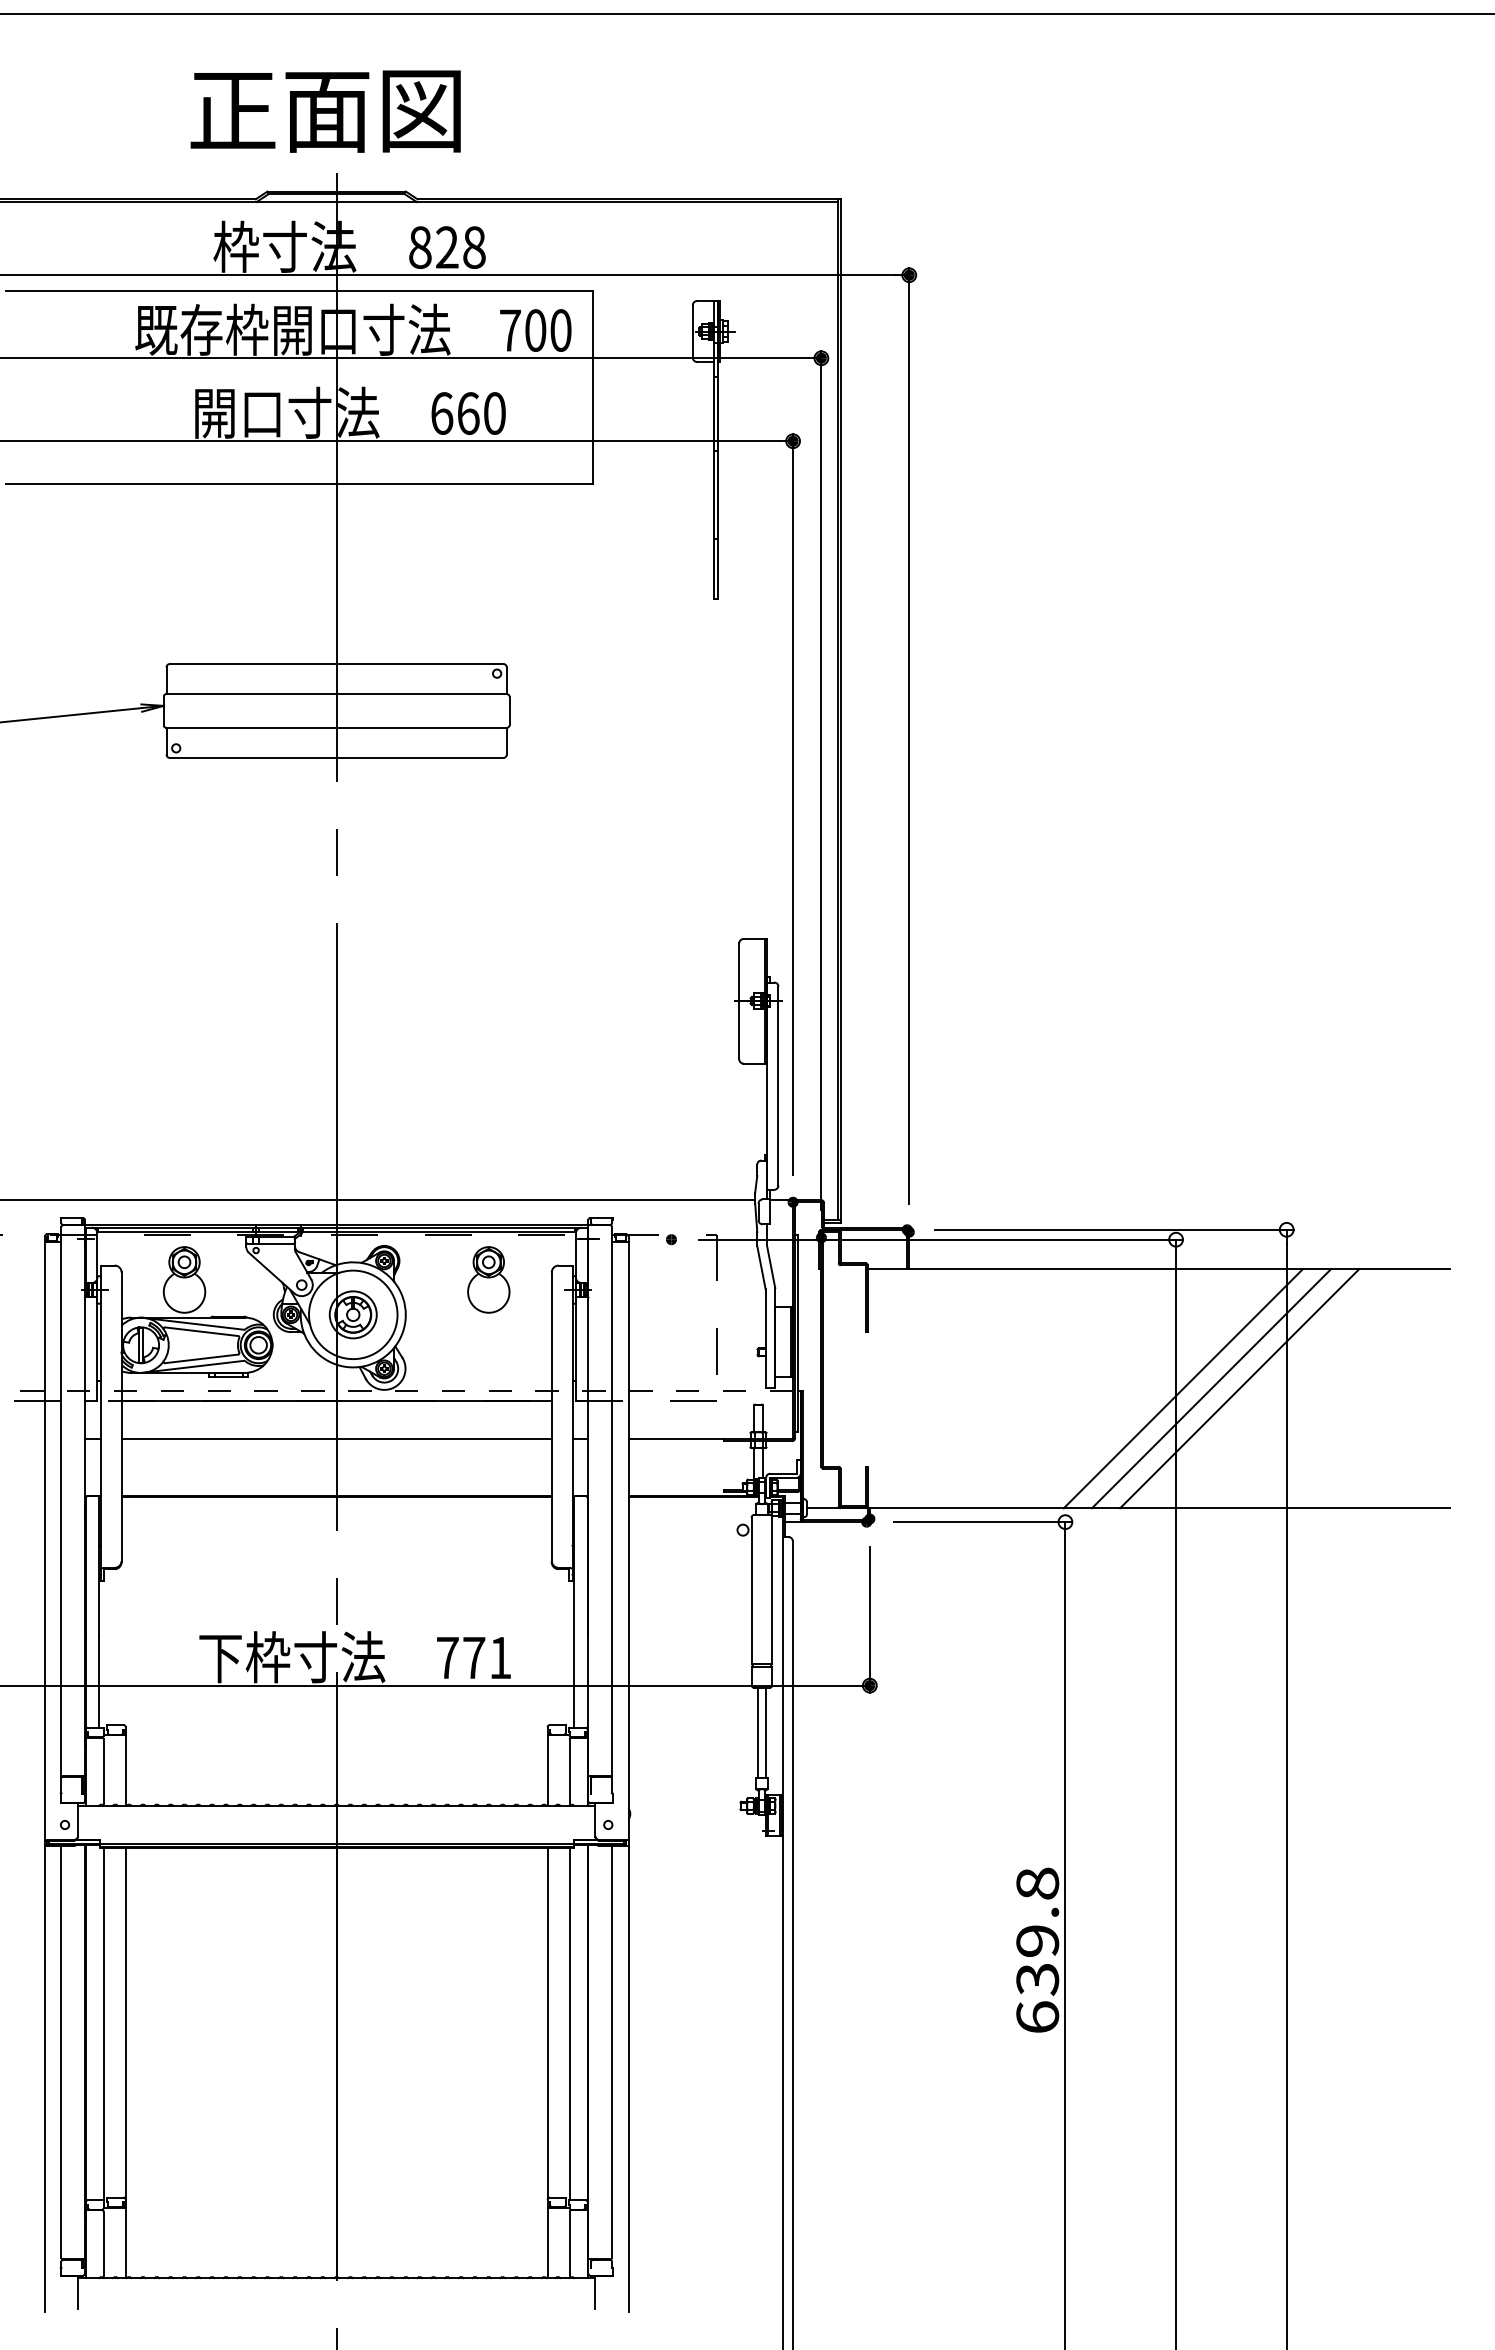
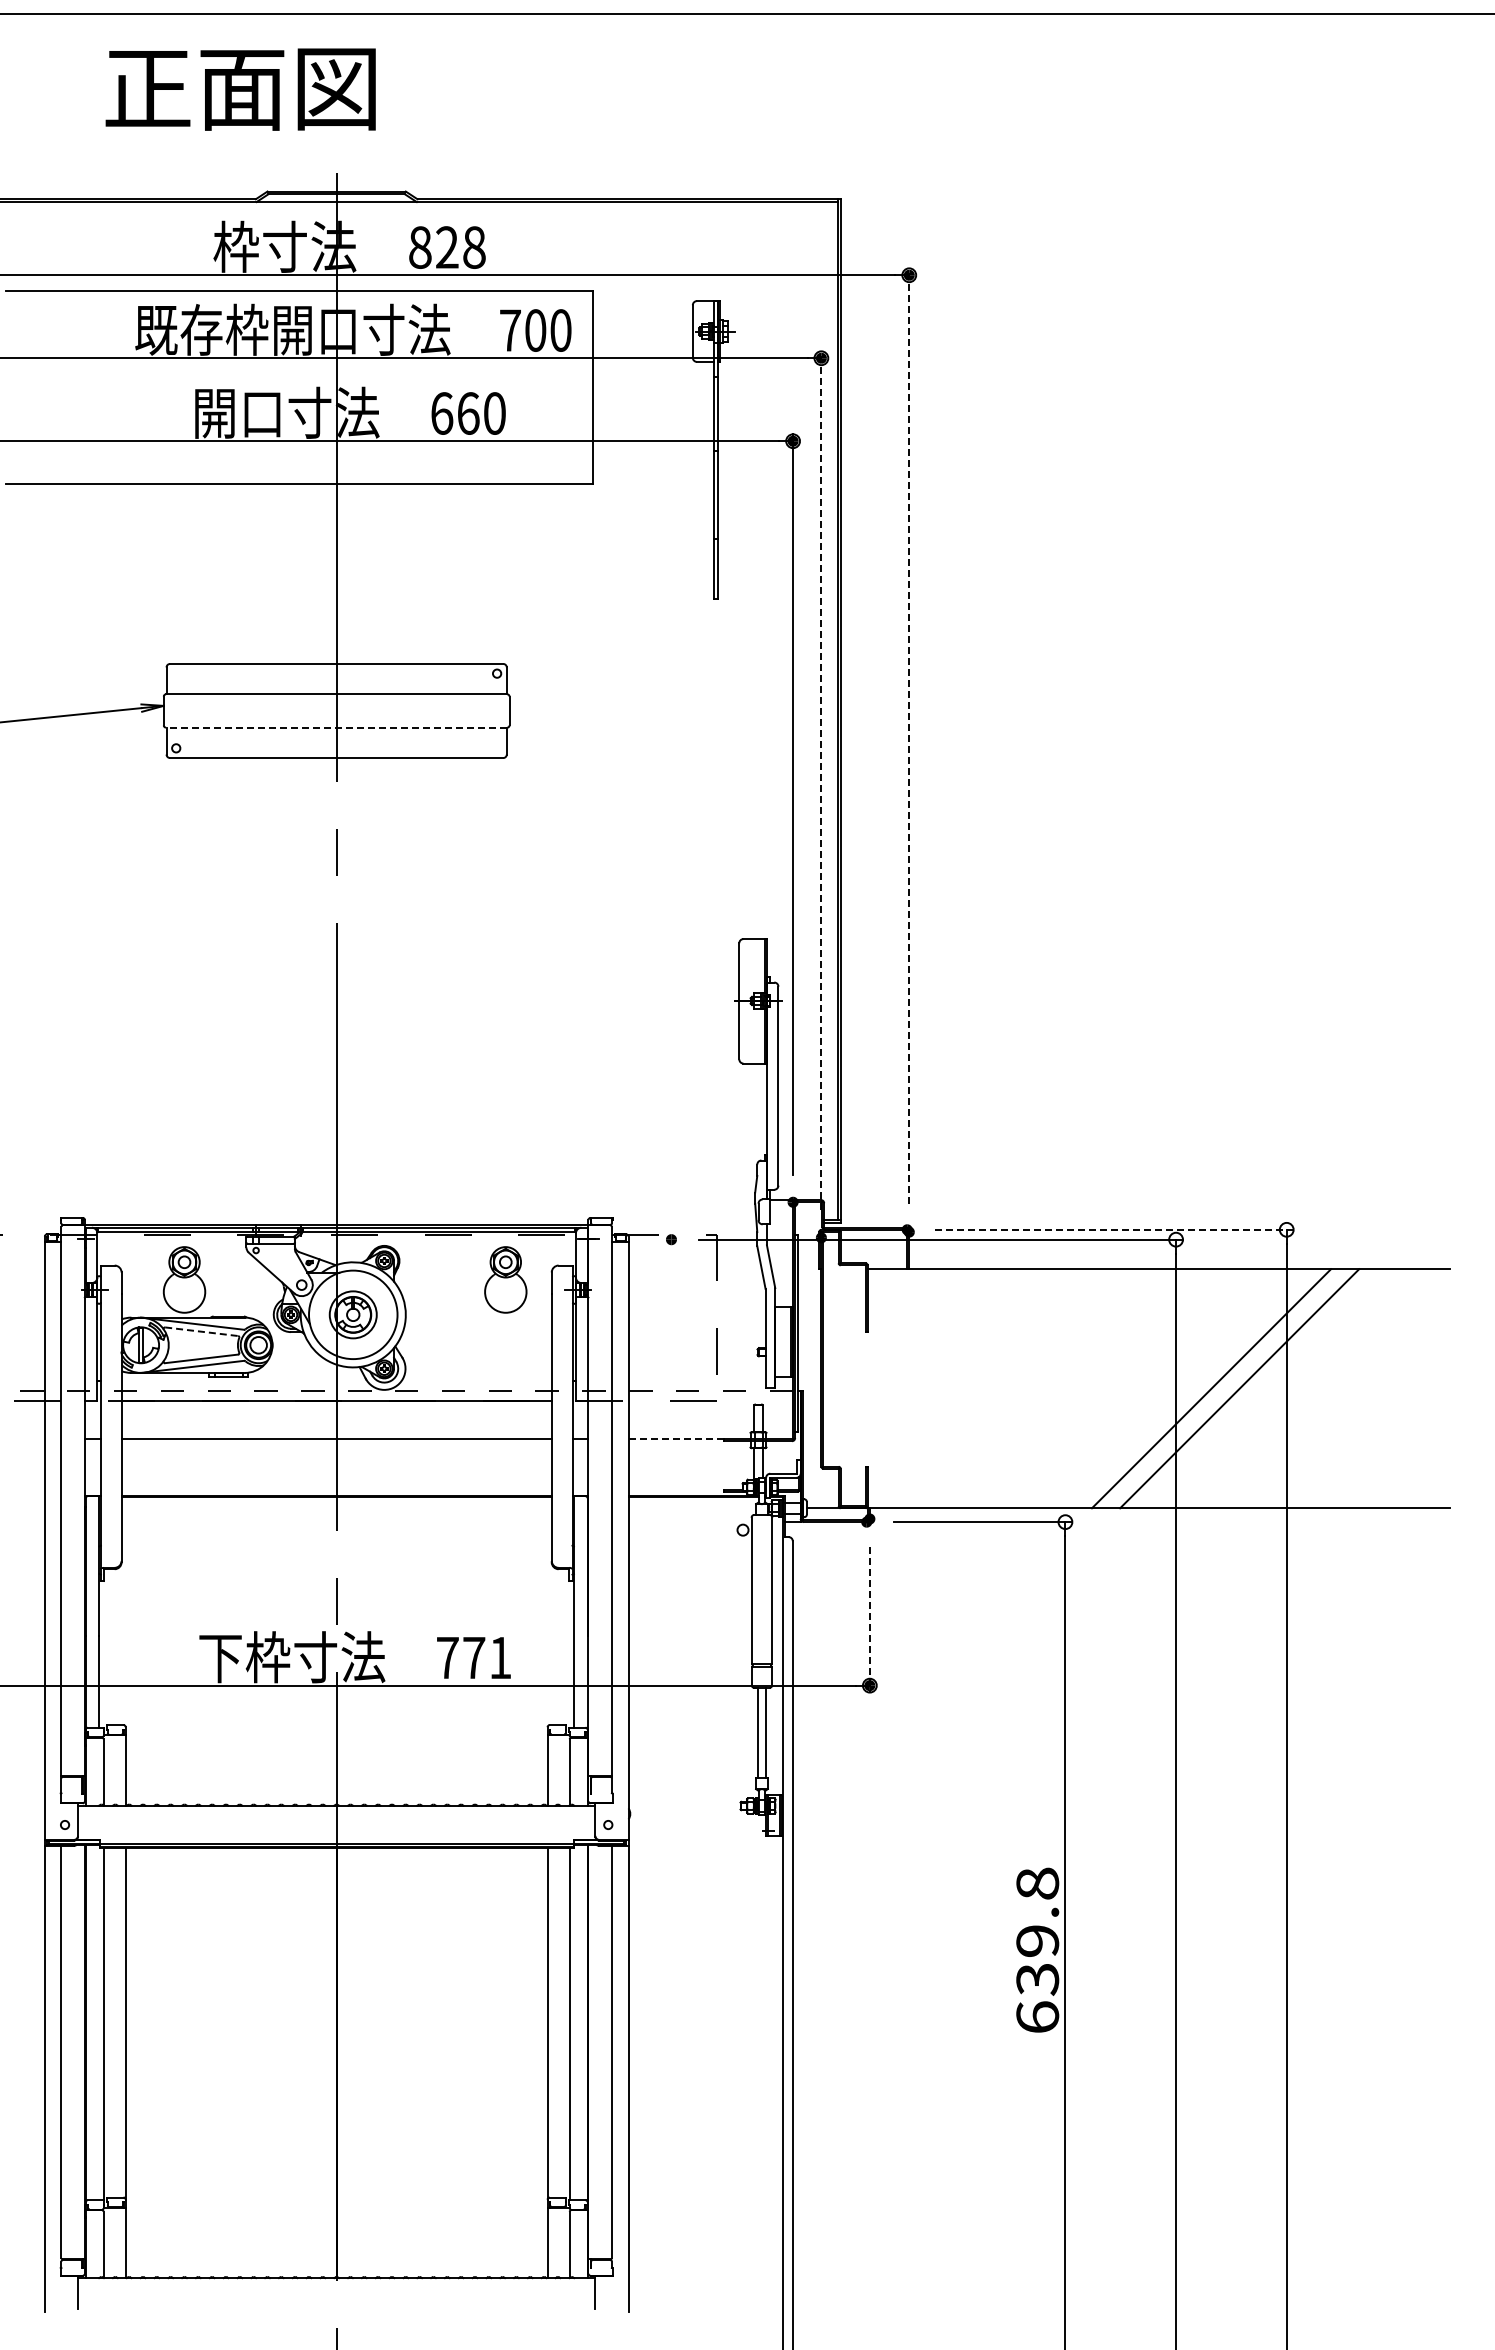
text position: (325, 111) -> (240, 89) (240, 89)
line: solid -> dashed (336, 727)
line: solid -> dashed (909, 735)
line: solid -> dashed (821, 780)
line: present -> none (378, 1200)
line: solid -> dashed (1114, 1229)
part position: (488, 1279) -> (505, 1279) (505, 1279)
line: solid -> dashed (201, 1331)
line: present -> none (1182, 1388)
line: solid -> dashed (676, 1439)
line: solid -> dashed (869, 1619)
